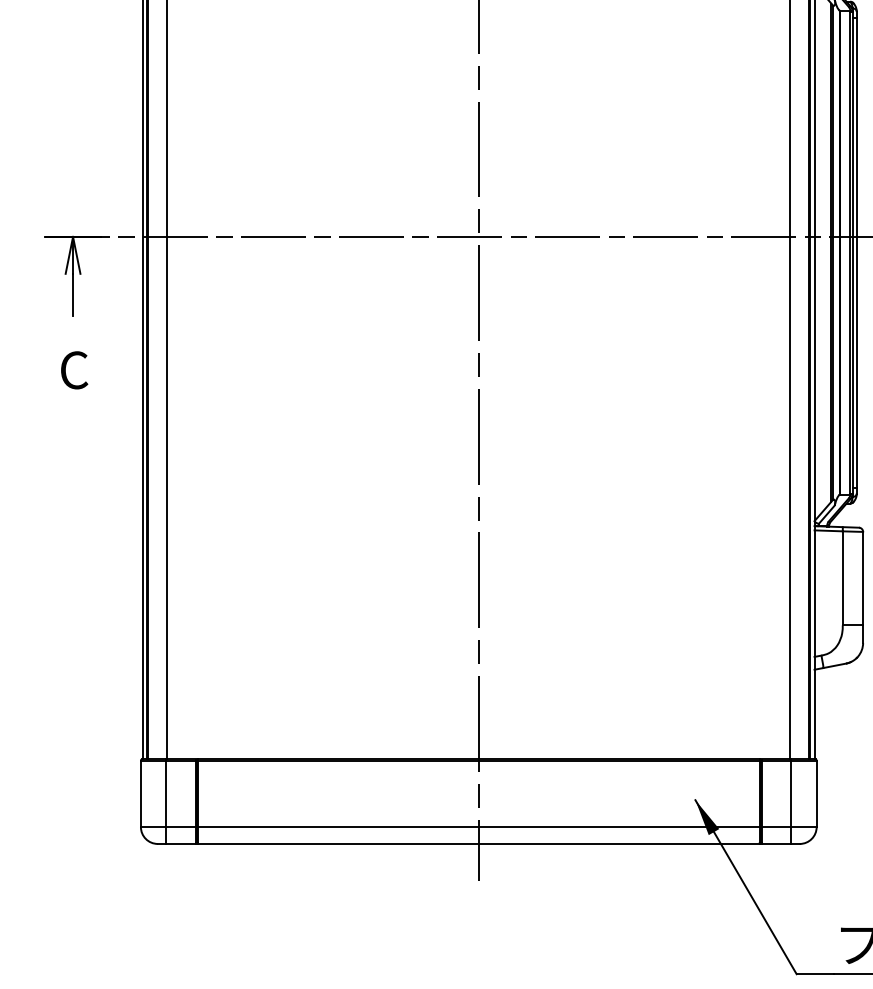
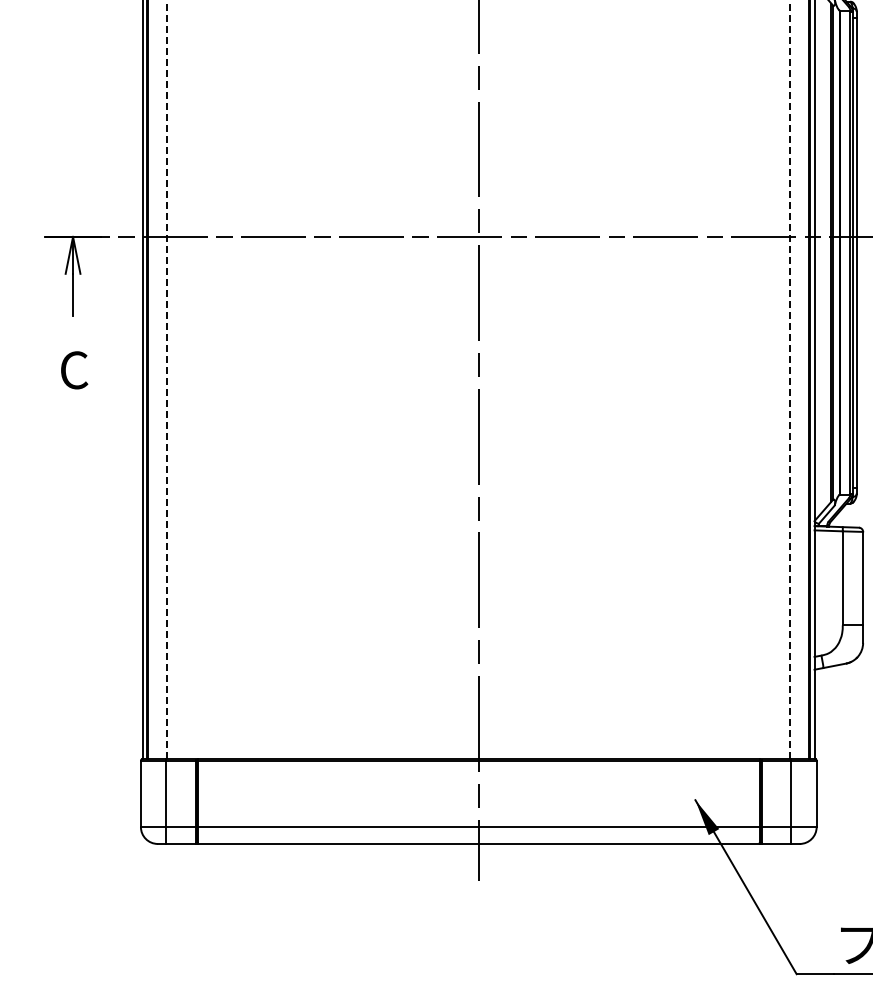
line: solid -> dashed (167, 379)
line: solid -> dashed (790, 379)
